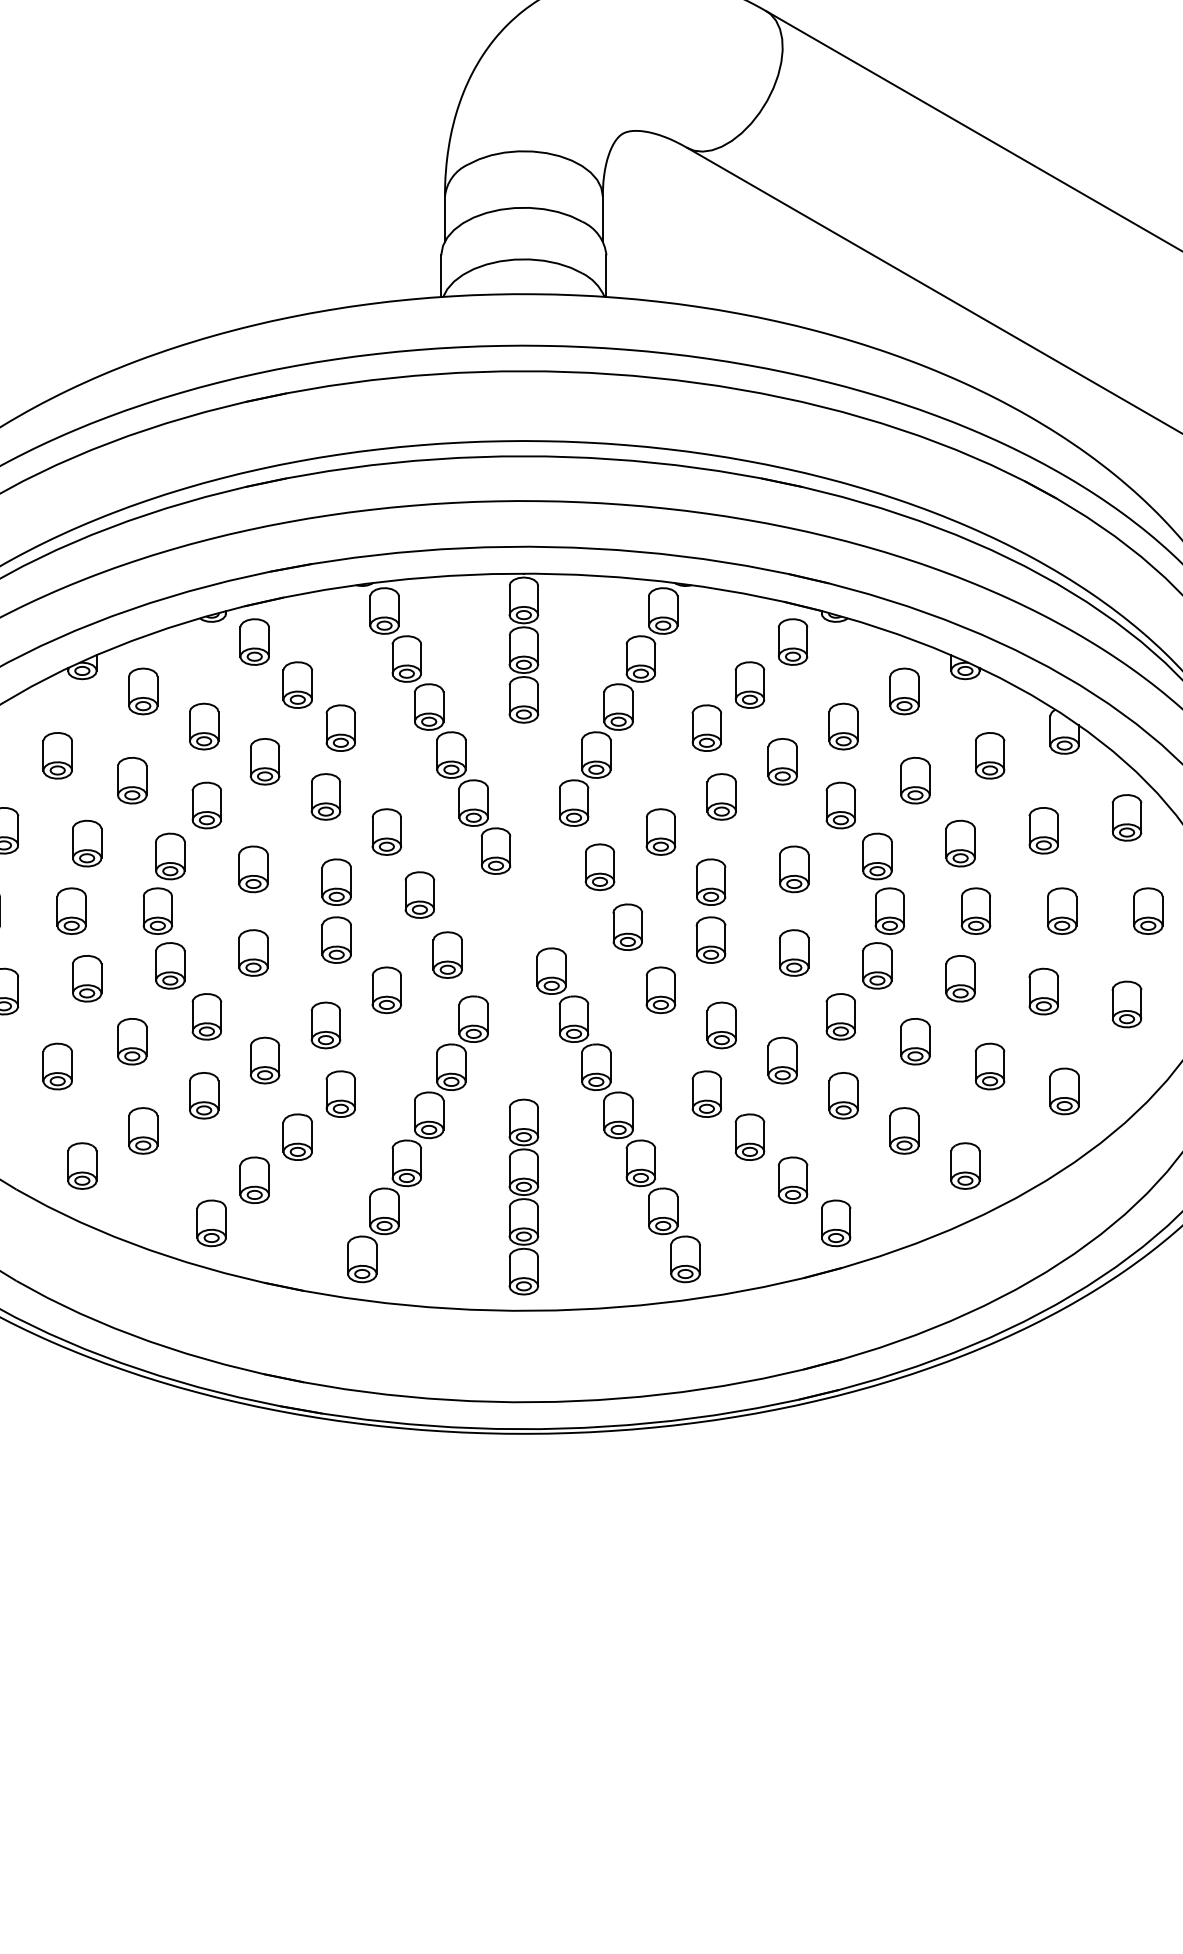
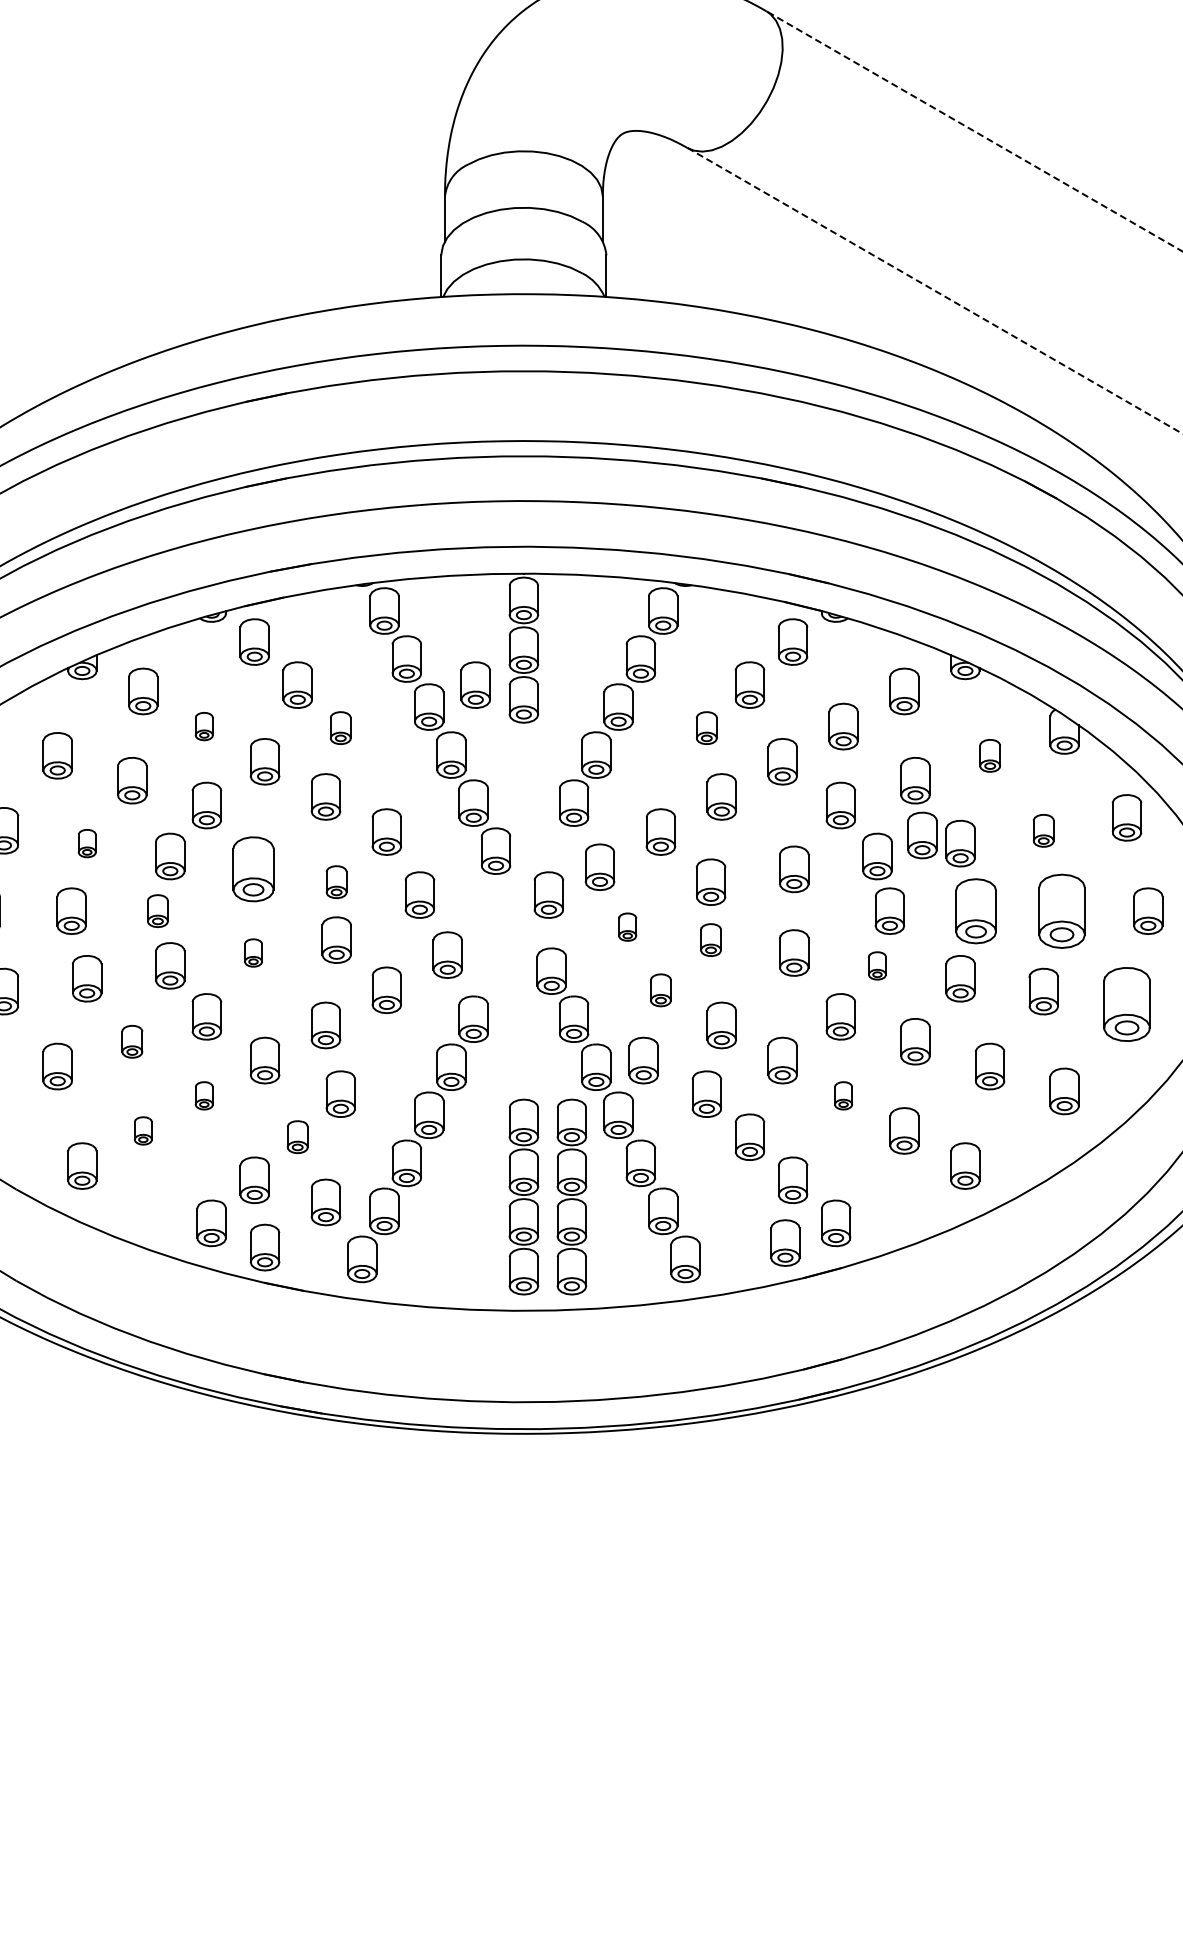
line: solid -> dashed (974, 131)
line: solid -> dashed (935, 290)
part: none -> present (475, 684)
part size: 31x49 px -> 20x31 px (203, 726)
part size: 31x48 px -> 22x34 px (340, 727)
part size: 31x48 px -> 23x34 px (706, 727)
part size: 31x48 px -> 23x34 px (990, 755)
part size: 31x48 px -> 23x34 px (1043, 830)
part: none -> present (922, 835)
part size: 31x49 px -> 20x30 px (86, 843)
part size: 31x49 px -> 43x67 px (253, 869)
part size: 31x48 px -> 23x34 px (336, 881)
part: none -> present (548, 894)
part size: 32x48 px -> 22x34 px (157, 910)
part size: 32x48 px -> 42x67 px (975, 911)
part size: 31x48 px -> 48x76 px (1061, 910)
part size: 31x48 px -> 20x30 px (627, 926)
part size: 32x48 px -> 22x34 px (710, 939)
part size: 31x48 px -> 19x30 px (253, 952)
part size: 31x48 px -> 20x30 px (876, 965)
part size: 32x49 px -> 22x35 px (660, 990)
part size: 32x49 px -> 48x75 px (1126, 1004)
part size: 31x48 px -> 23x35 px (132, 1041)
part: none -> present (643, 1060)
part size: 31x48 px -> 20x30 px (203, 1095)
part size: 31x48 px -> 19x30 px (843, 1095)
part size: 31x48 px -> 20x30 px (142, 1130)
part size: 31x48 px -> 23x35 px (297, 1137)
part: none -> present (571, 1196)
part: none -> present (325, 1202)
part: none -> present (785, 1242)
part: none -> present (264, 1247)
